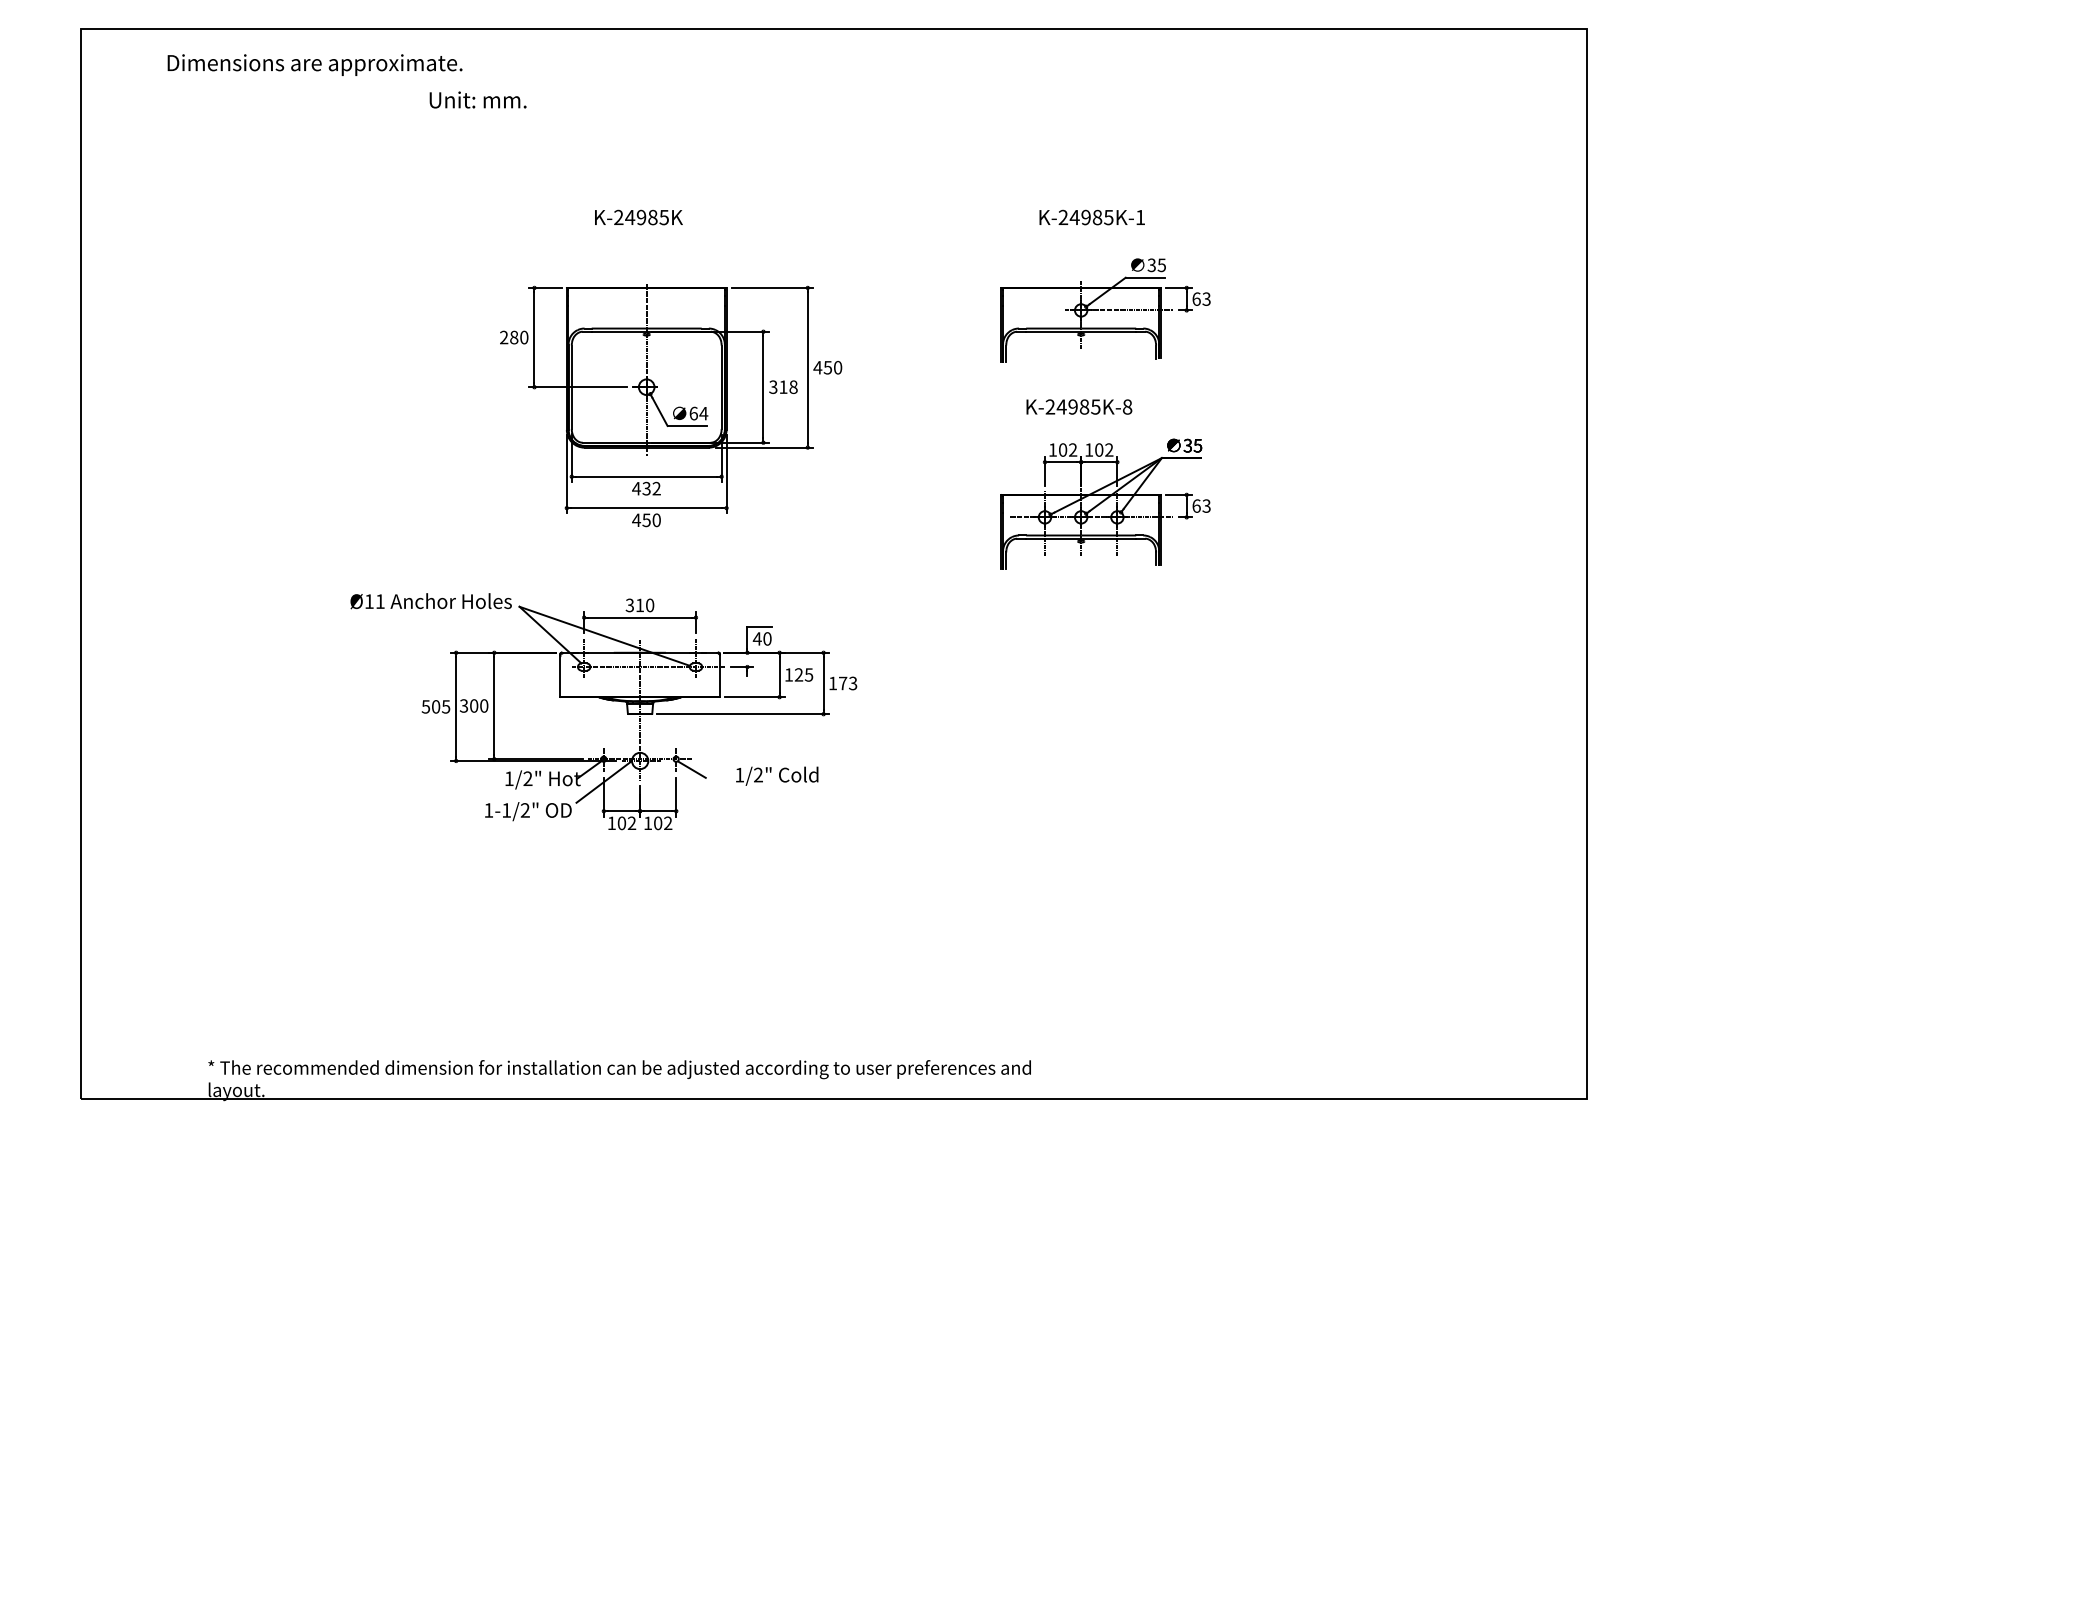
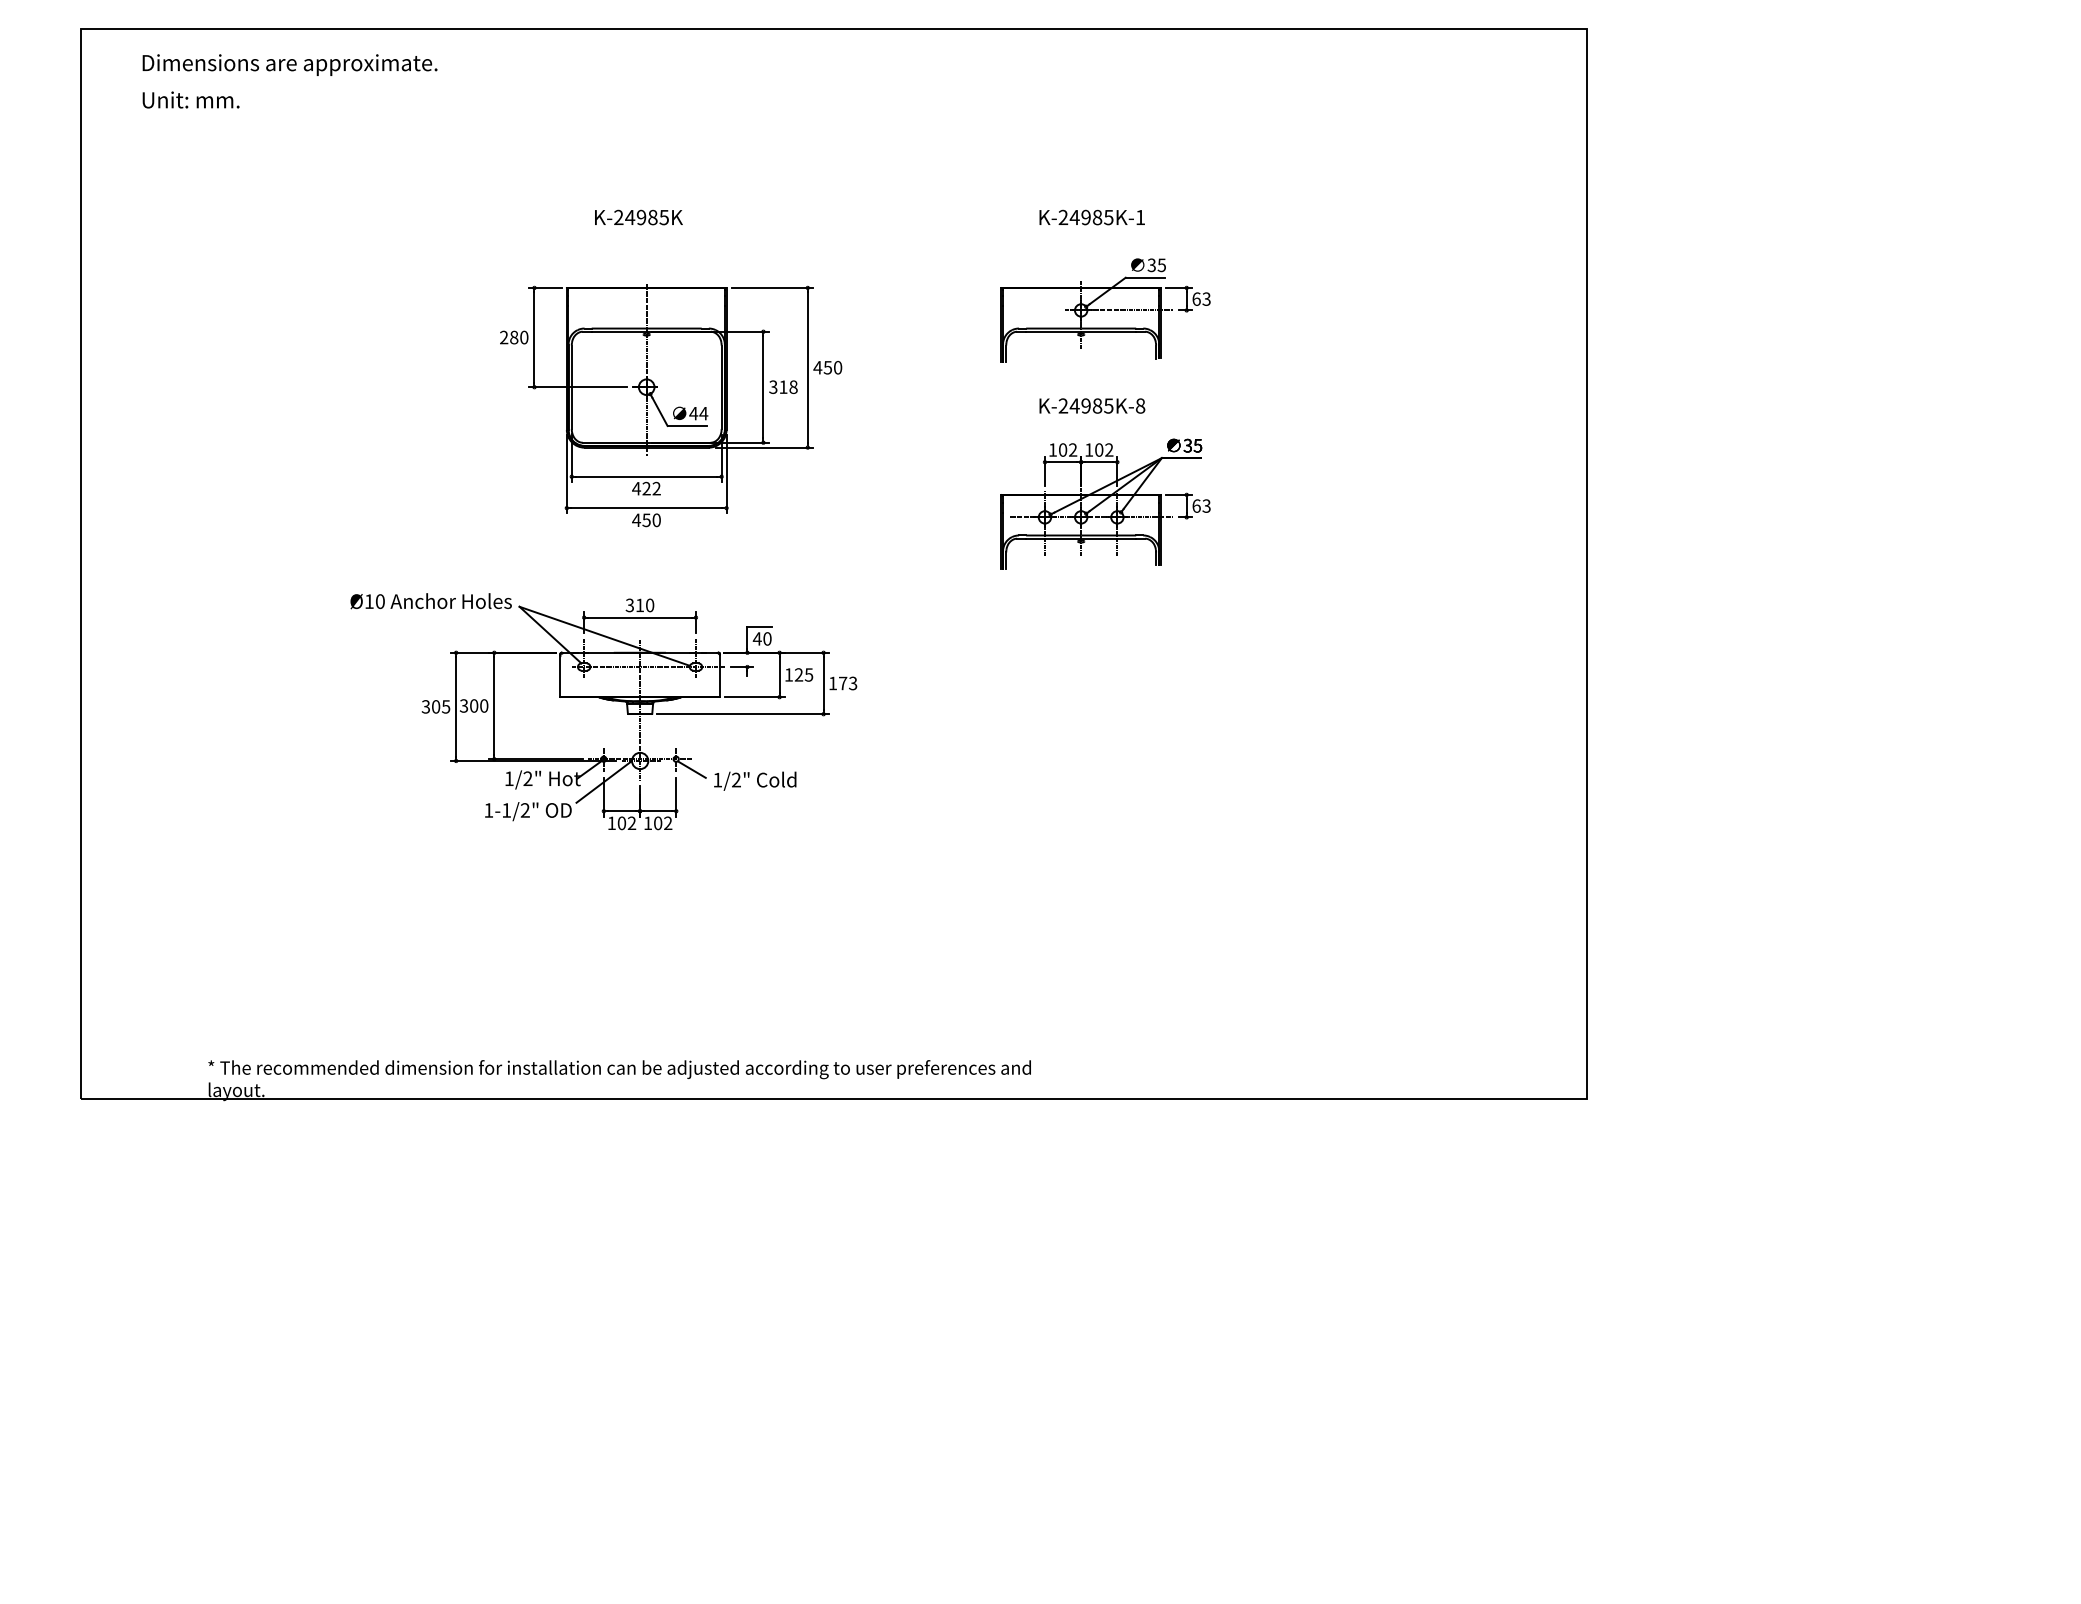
text position: (314, 64) -> (289, 64) (289, 64)
text position: (477, 99) -> (190, 99) (190, 99)
text position: (1079, 406) -> (1092, 405) (1092, 405)
text: 64 -> 44 (693, 413)
text: 432 -> 422 (646, 488)
text: Ø11 -> Ø10 (380, 601)
text: 505 -> 305 (425, 706)
text position: (777, 775) -> (755, 780) (755, 780)
